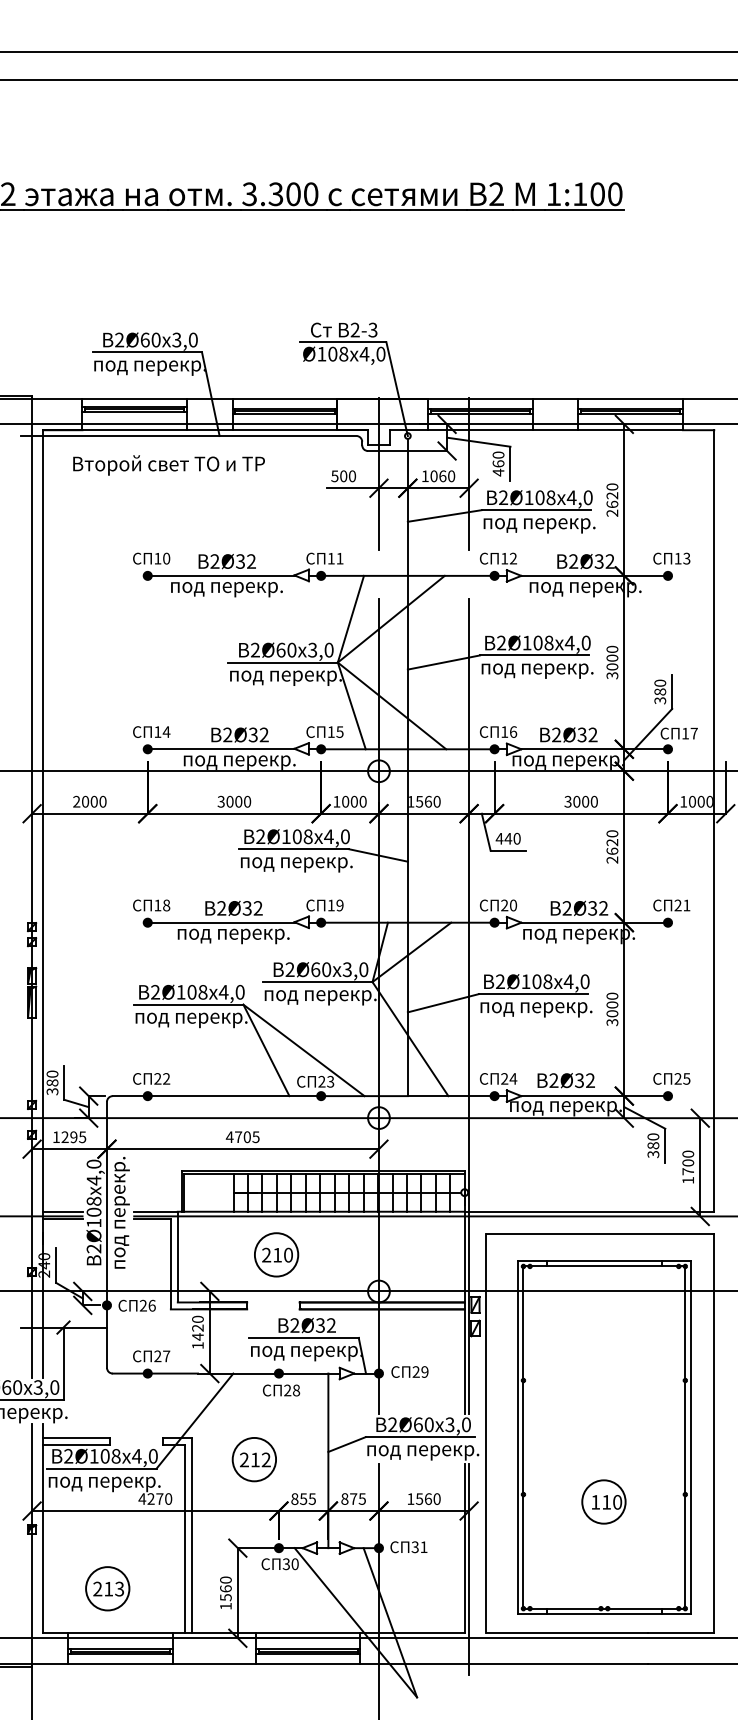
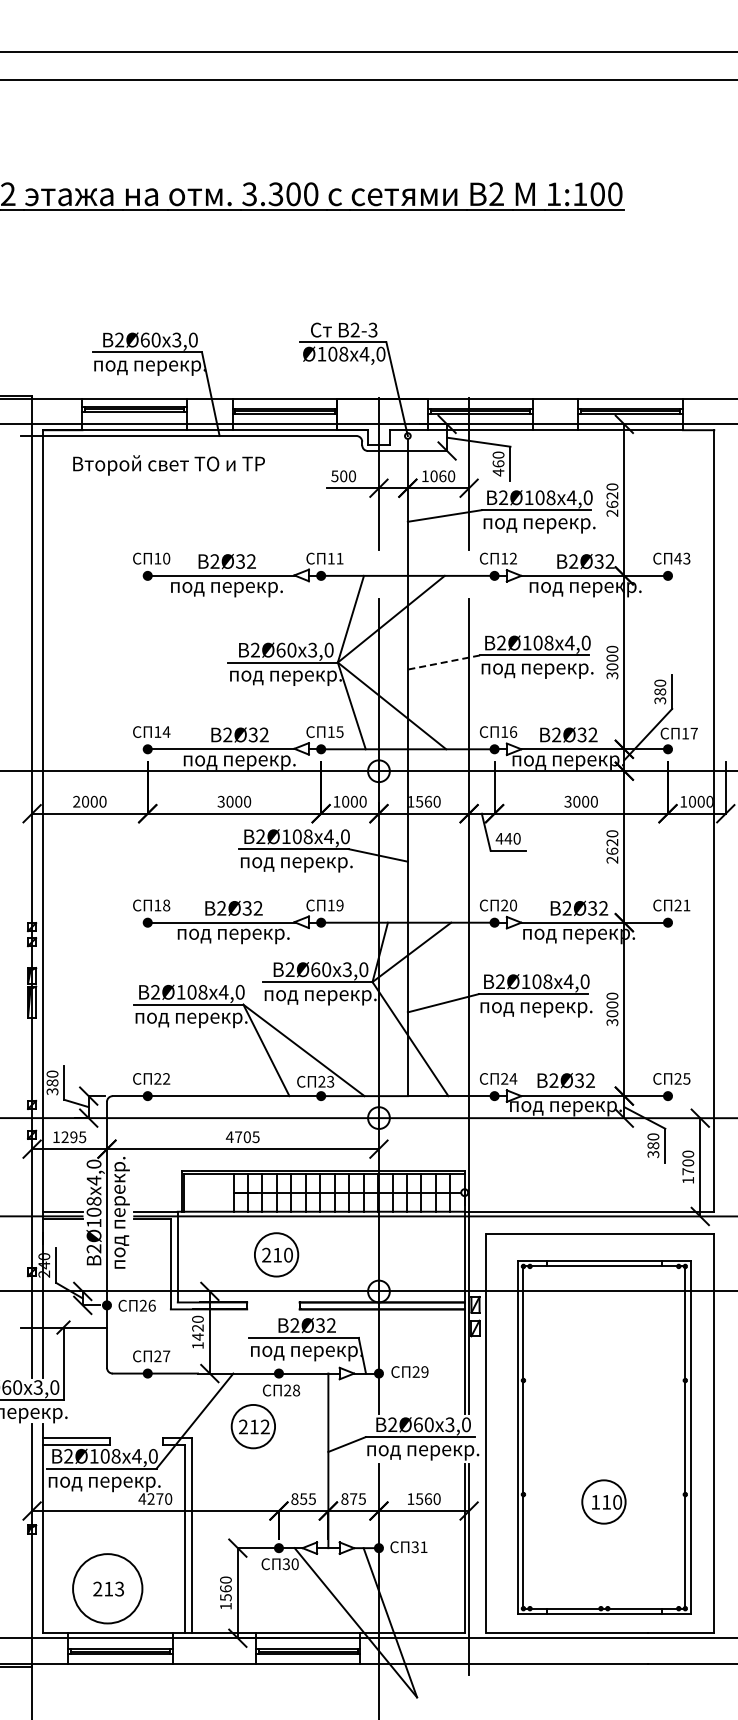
text: 13 -> 43 (677, 558)
line: solid -> dashed (443, 662)
part position: (253, 1459) -> (252, 1426) (252, 1426)
circle diameter: 43 px -> 69 px (107, 1588)
